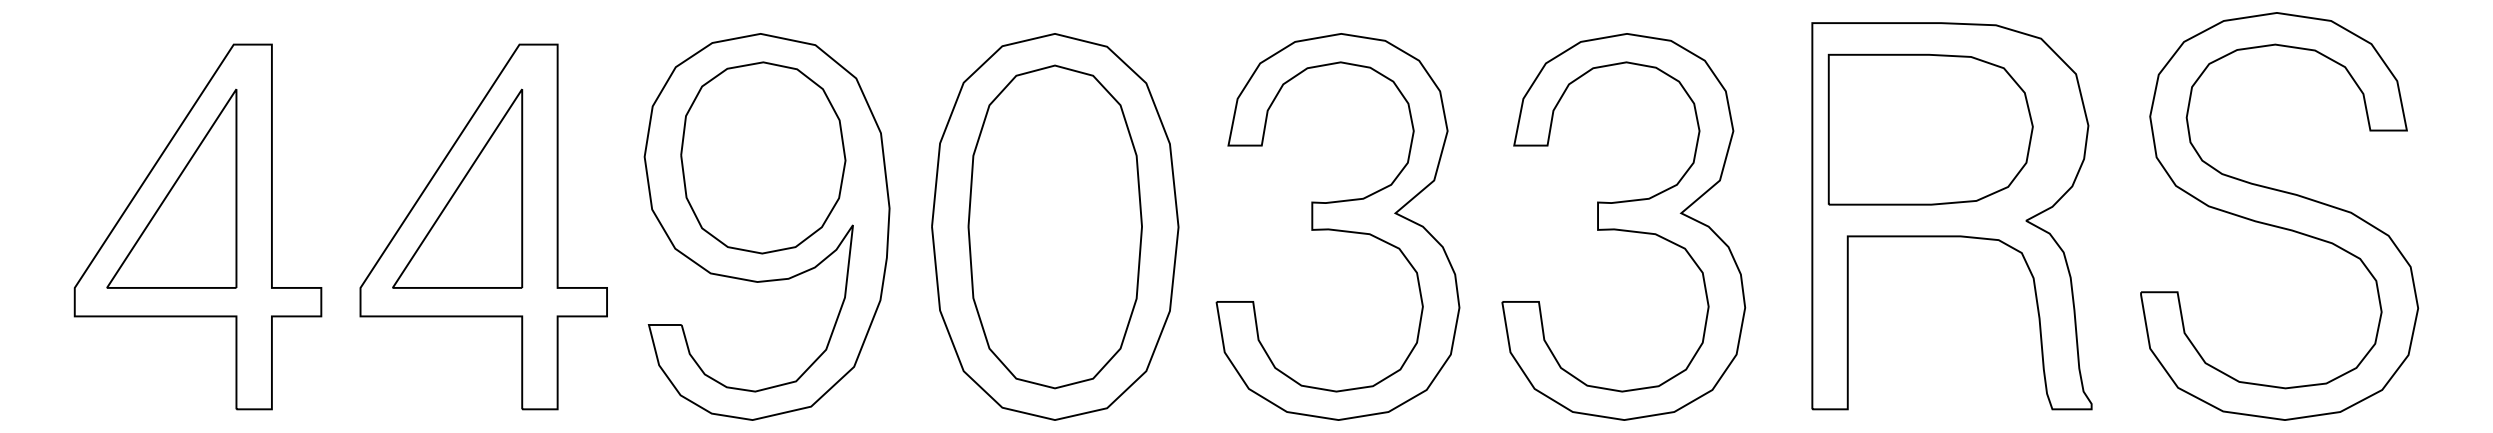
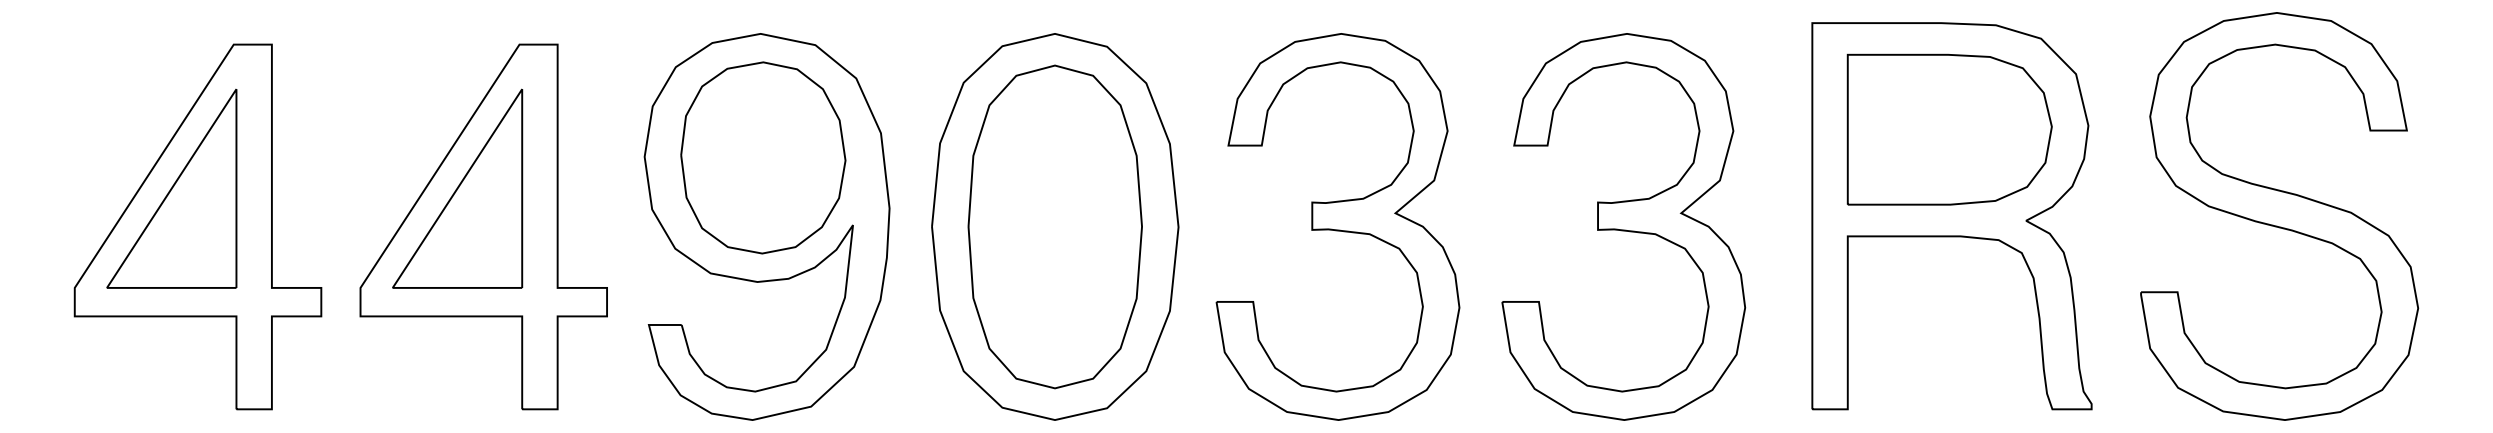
part position: (1930, 129) -> (1949, 129) (1949, 129)
